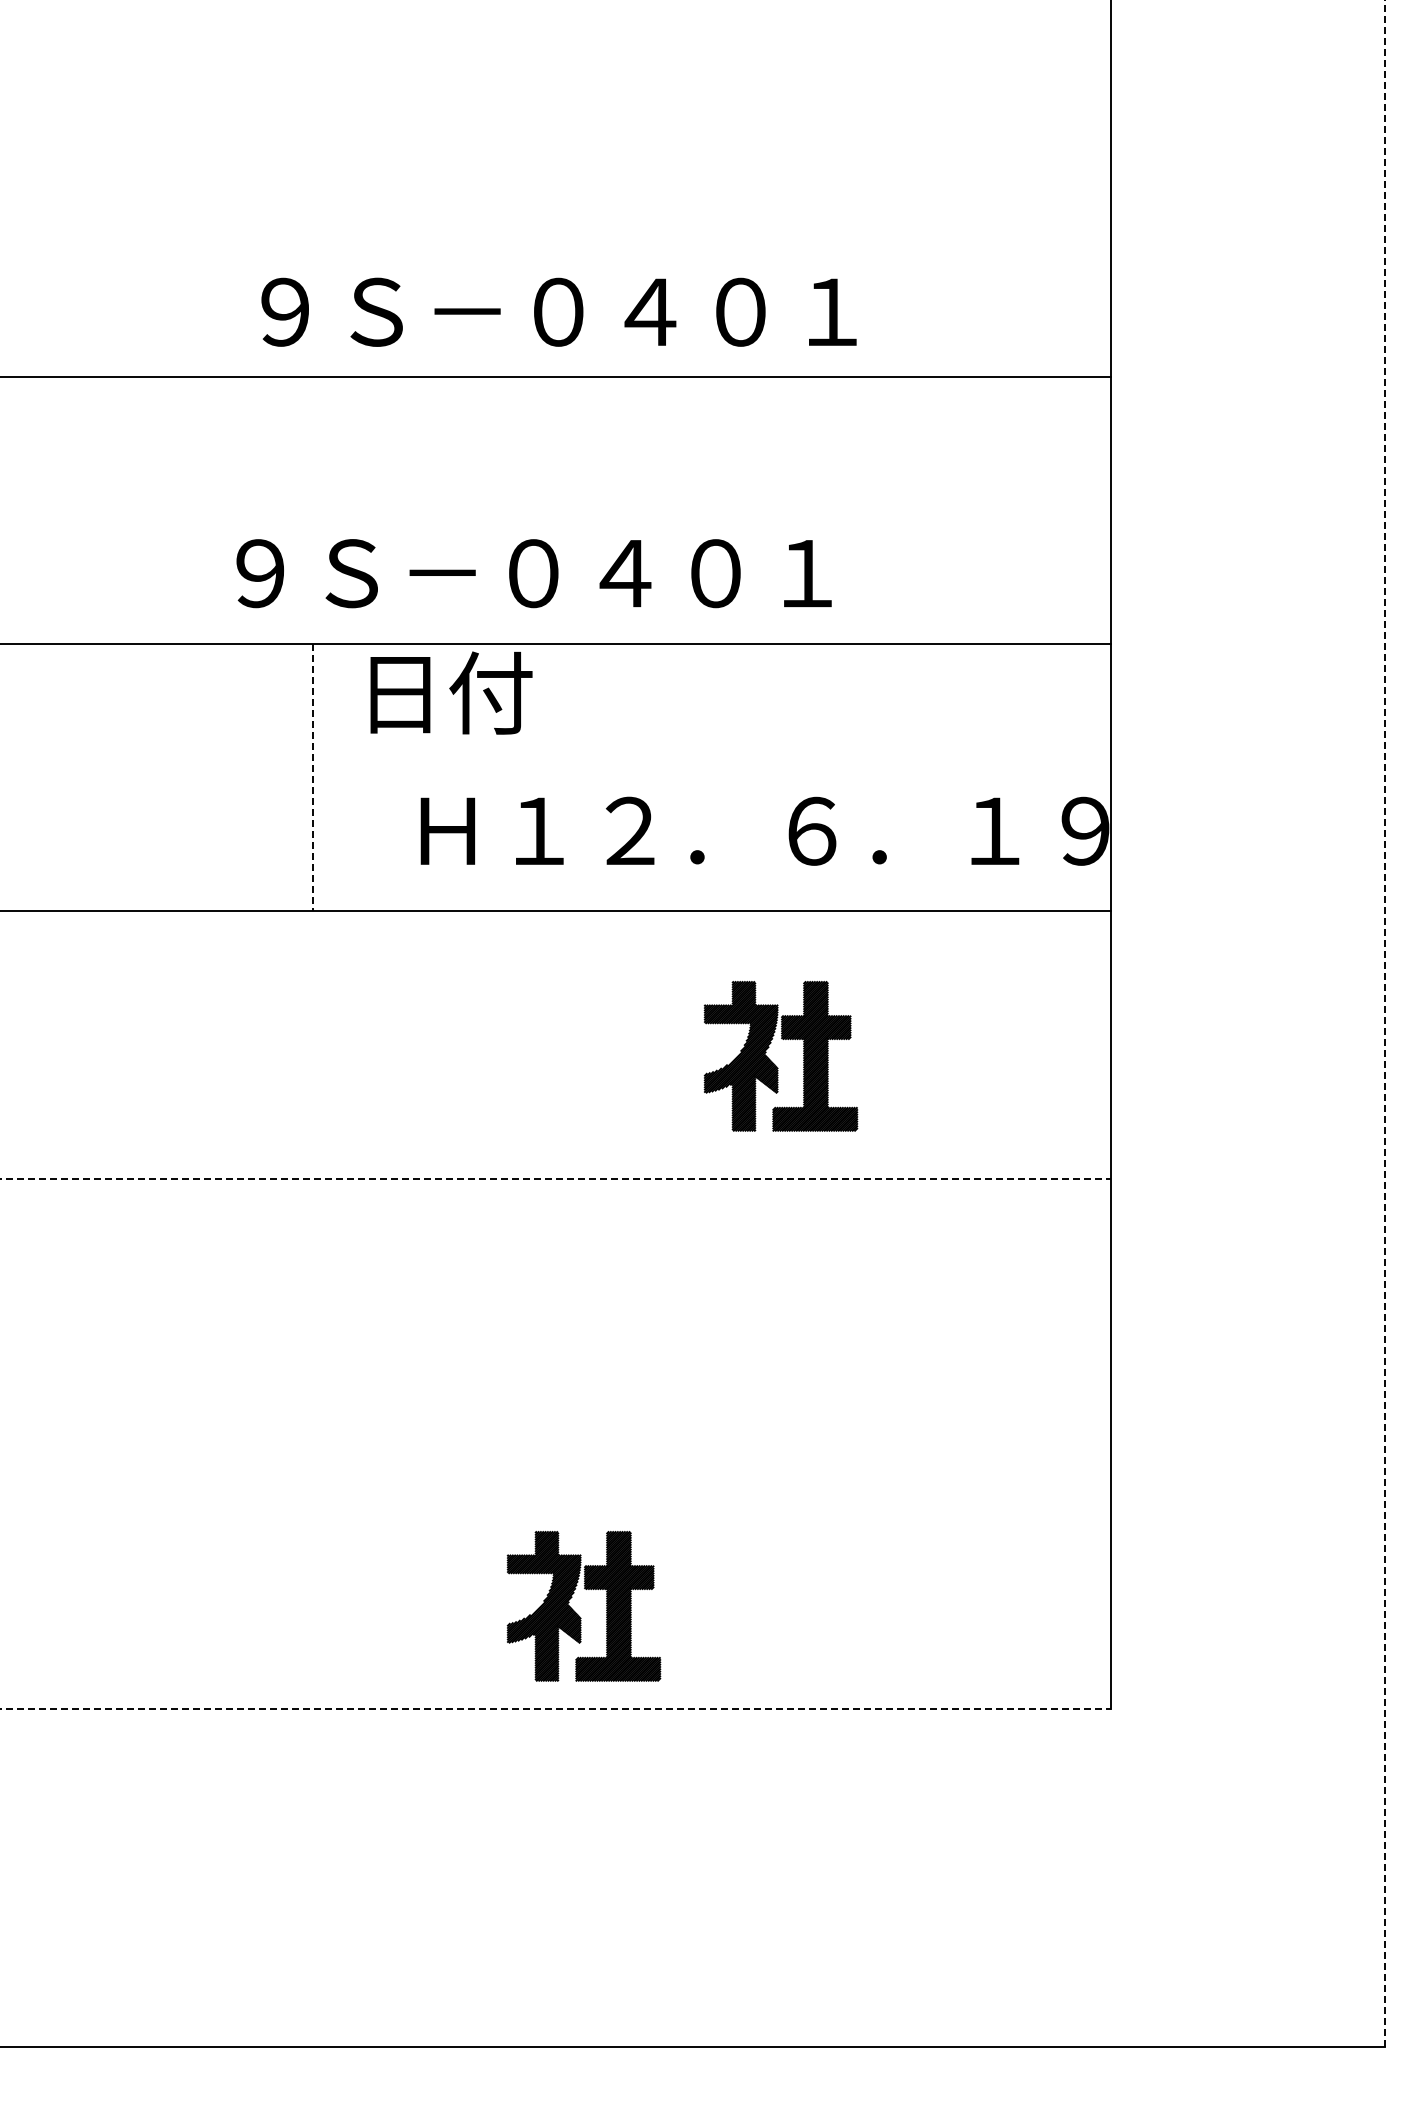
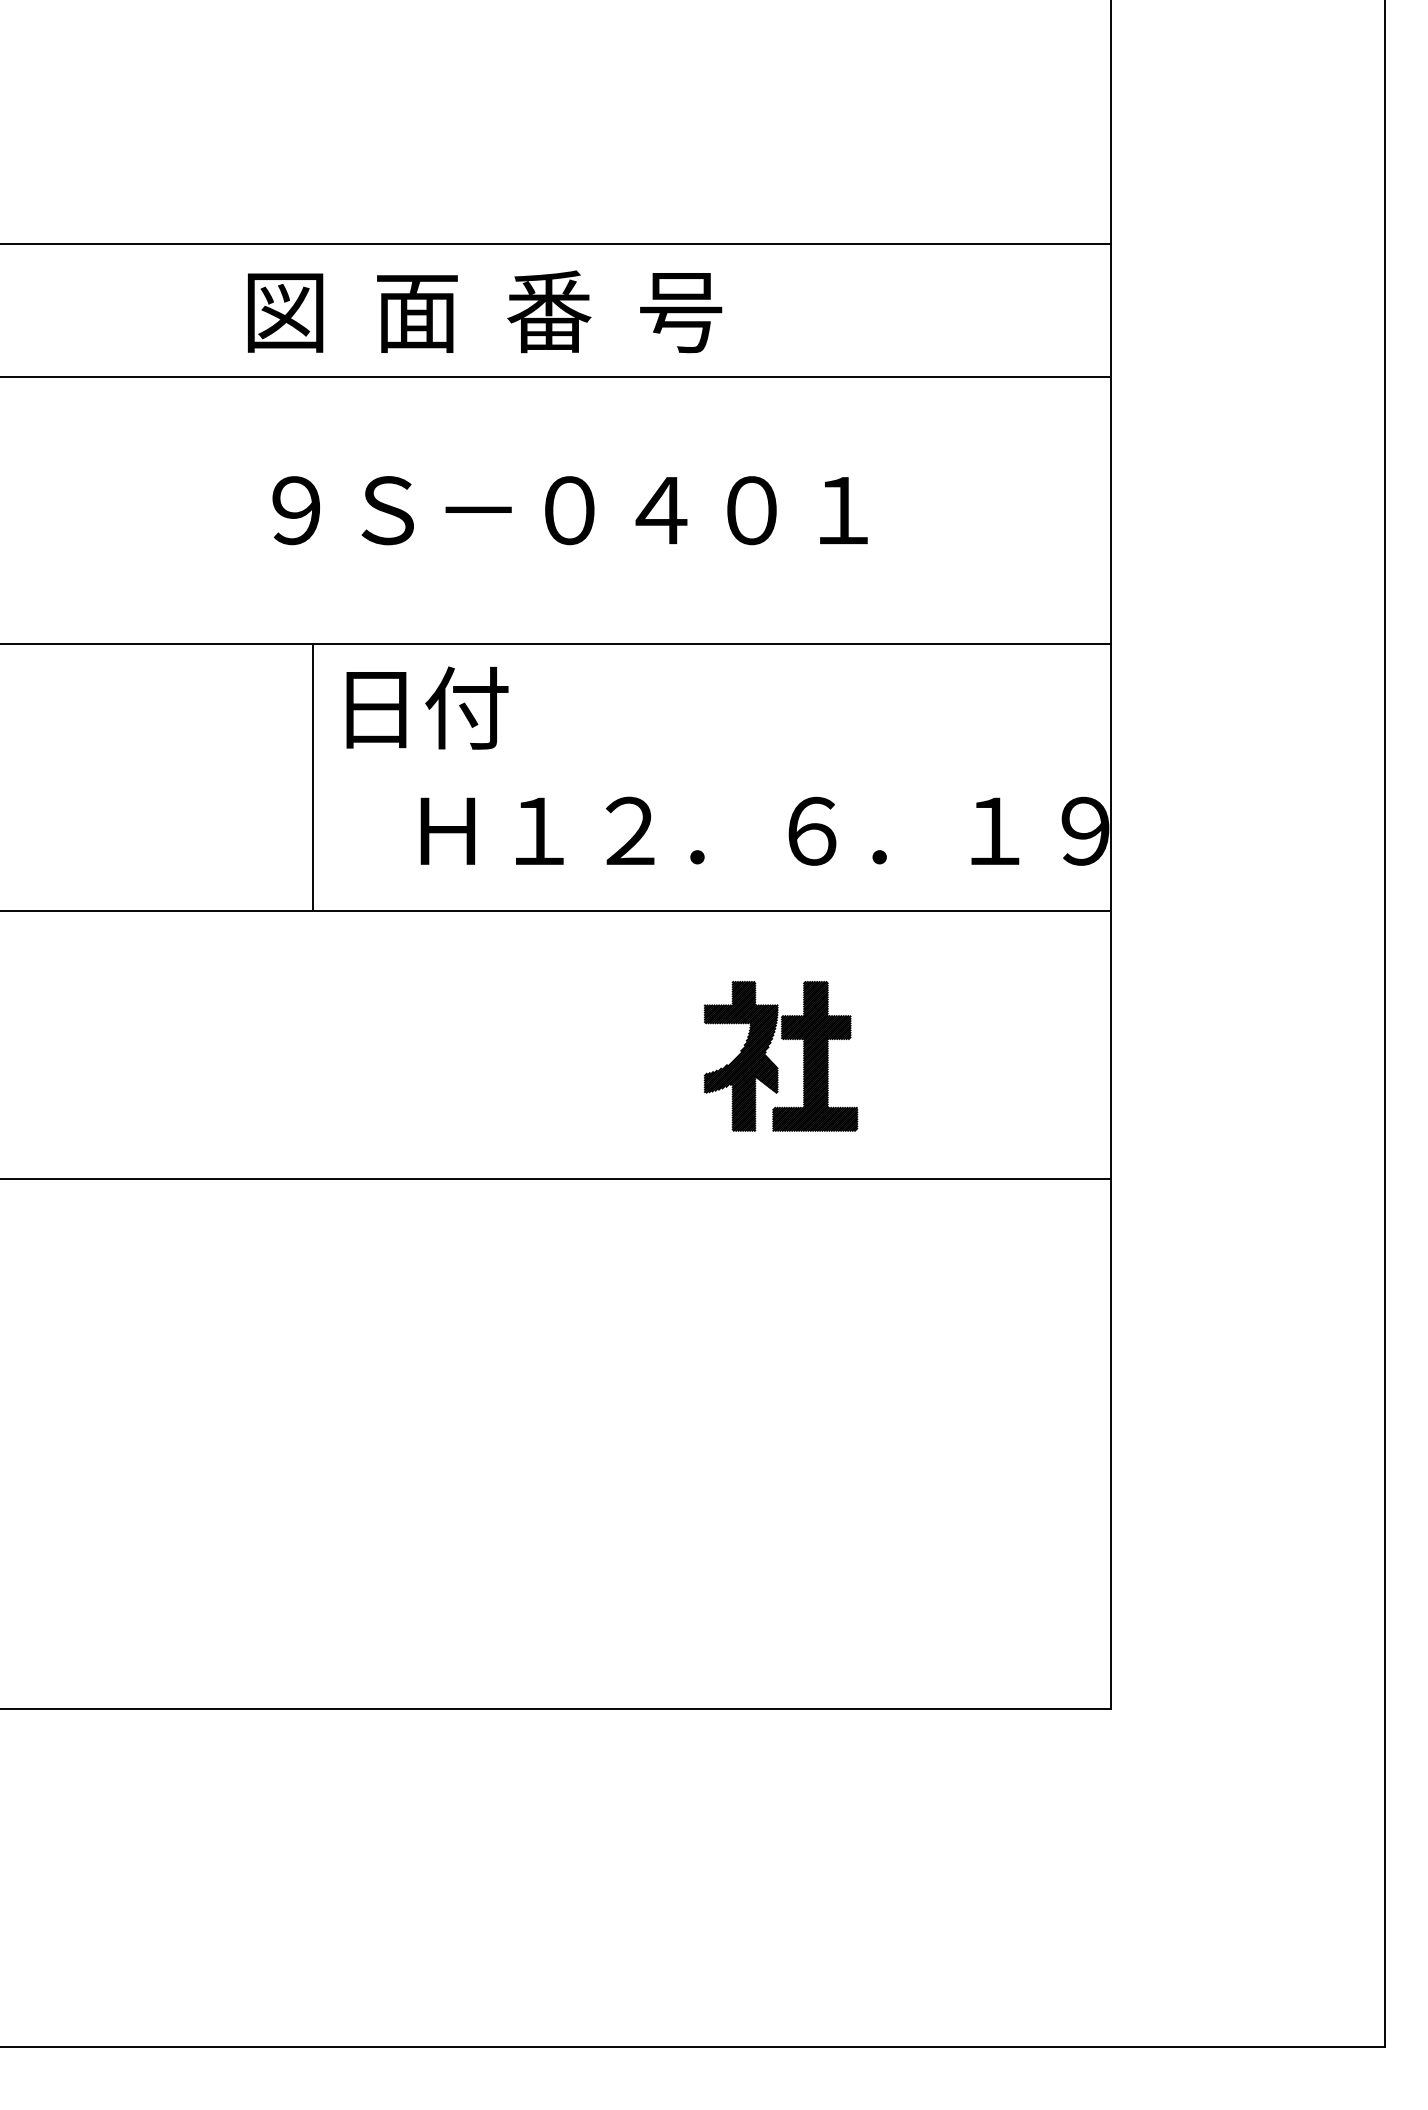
line: none -> present (556, 243)
text: ９Ｓ－０４０１ -> 図  面  番  号 (551, 311)
text position: (533, 573) -> (569, 510) (569, 510)
text position: (451, 692) -> (427, 707) (427, 707)
line: dashed -> solid (313, 777)
line: dashed -> solid (1385, 1023)
line: dashed -> solid (556, 1178)
part: present -> none (576, 1612)
line: dashed -> solid (556, 1709)
